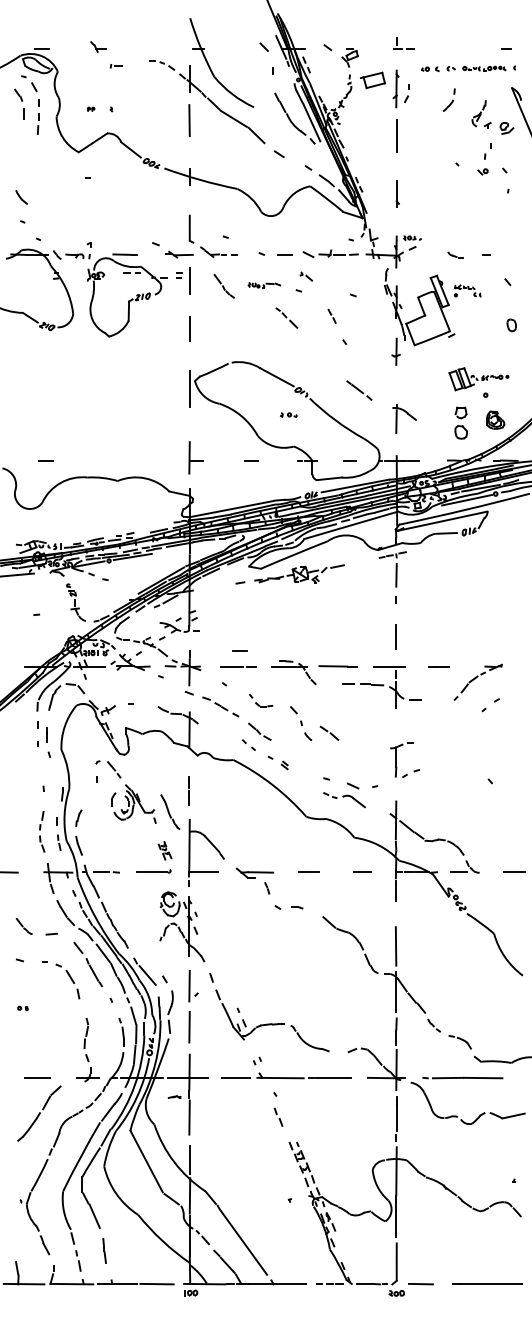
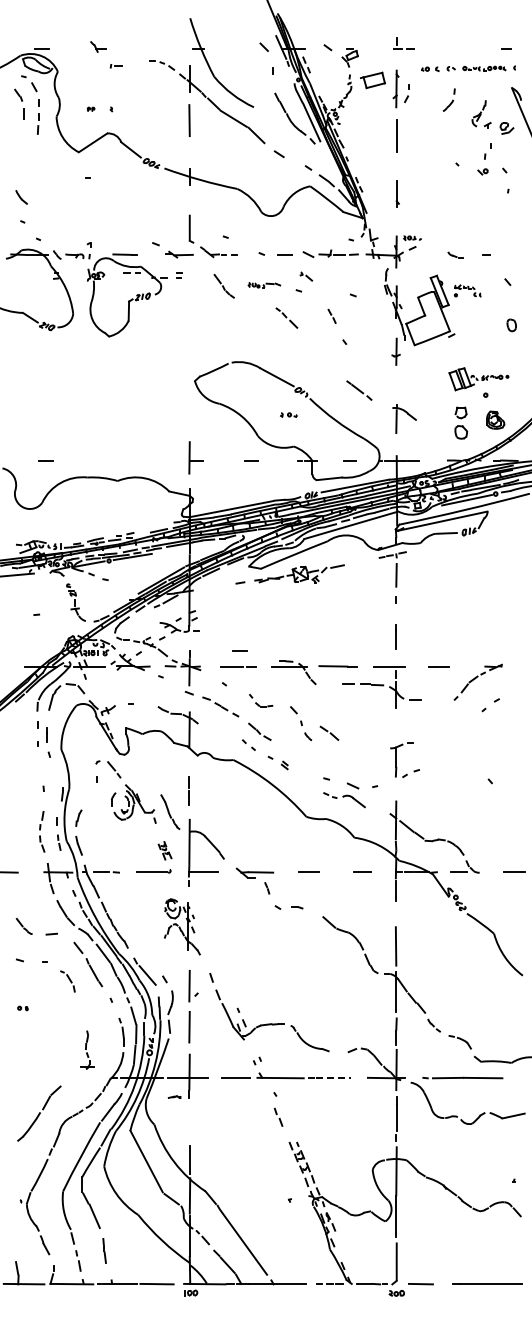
line: present -> none (189, 280)
line: present -> none (189, 328)
line: present -> none (189, 388)
part size: 47x72 px -> 37x58 px (182, 926)
part size: 26x37 px -> 16x23 px (67, 981)
part size: 24x65 px -> 15x40 px (87, 1049)
line: solid -> dashed (333, 1077)
line: present -> none (37, 1078)
line: present -> none (189, 1117)
